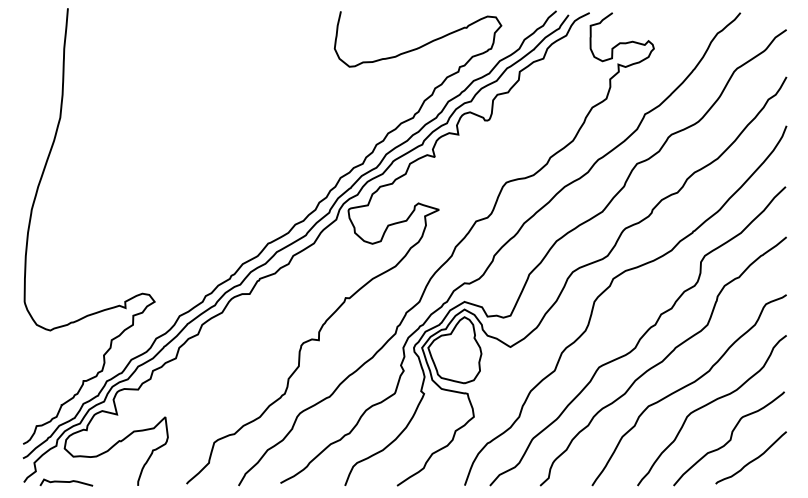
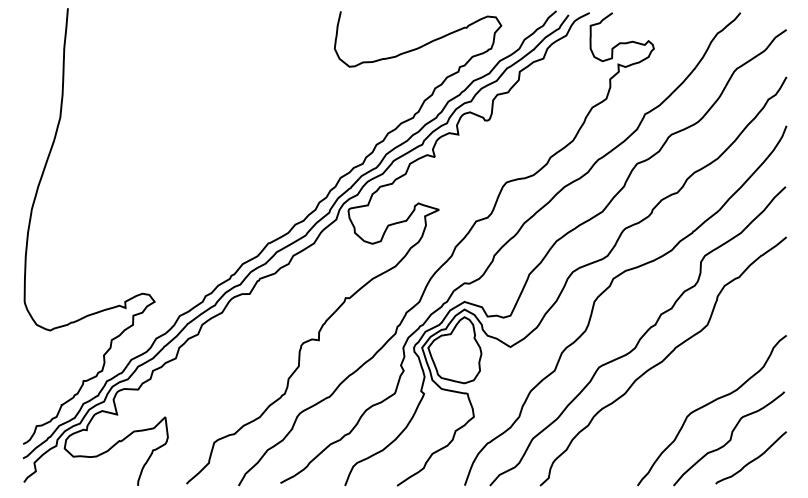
curve: present -> none (687, 386)
curve: present -> none (66, 482)
